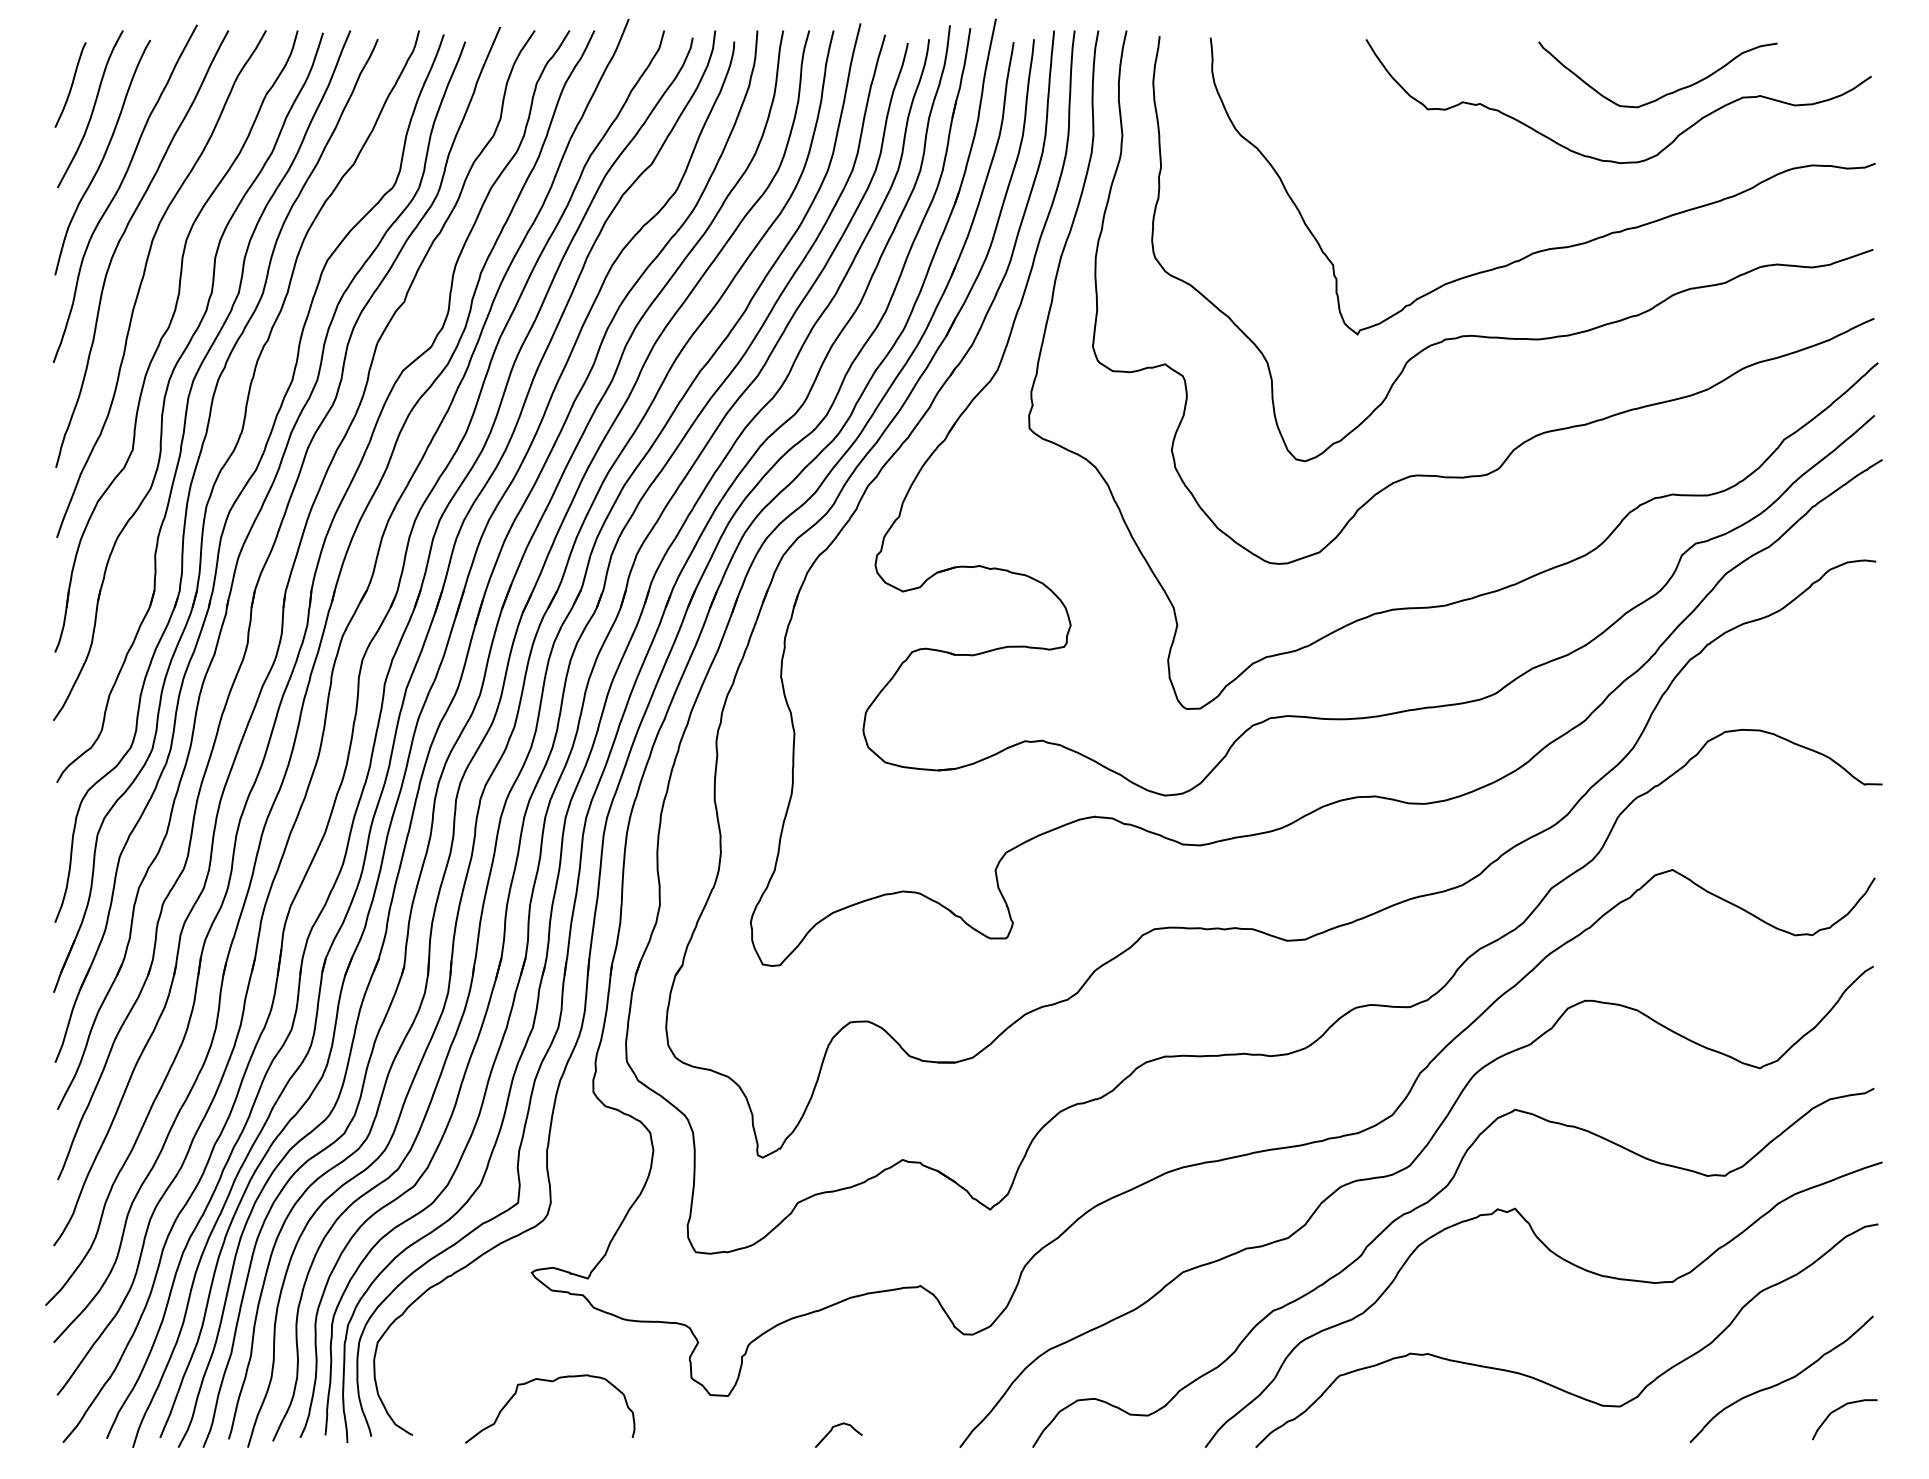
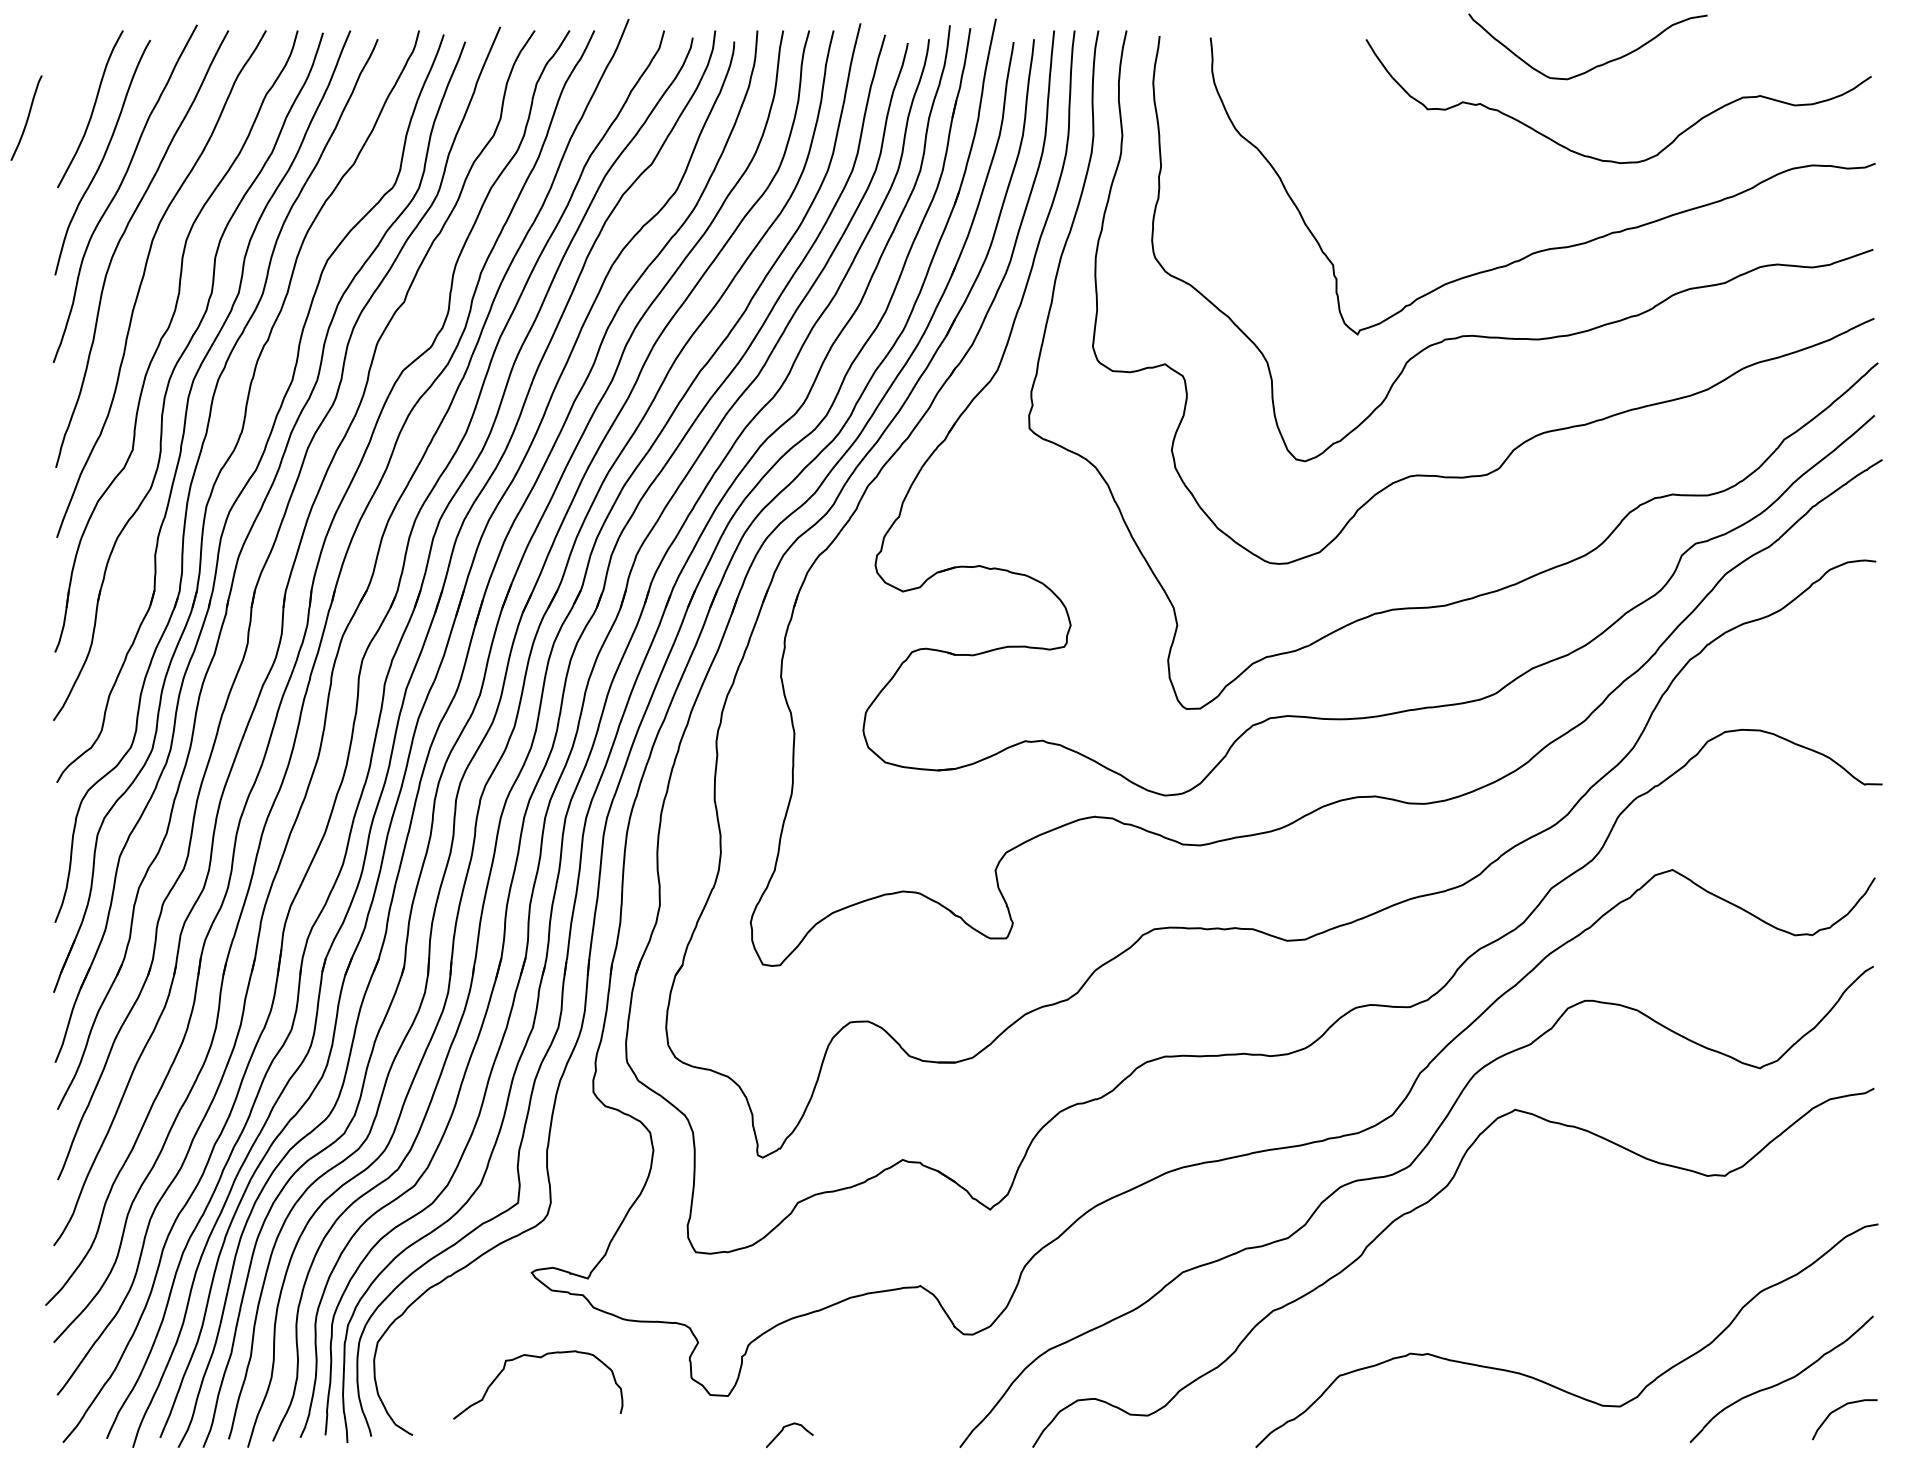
curve position: (71, 84) -> (27, 117) (27, 117)
curve position: (1666, 93) -> (1596, 65) (1596, 65)
curve: present -> none (1565, 1261)
curve position: (551, 1382) -> (539, 1358) (539, 1358)
curve position: (832, 1430) -> (783, 1430) (783, 1430)
